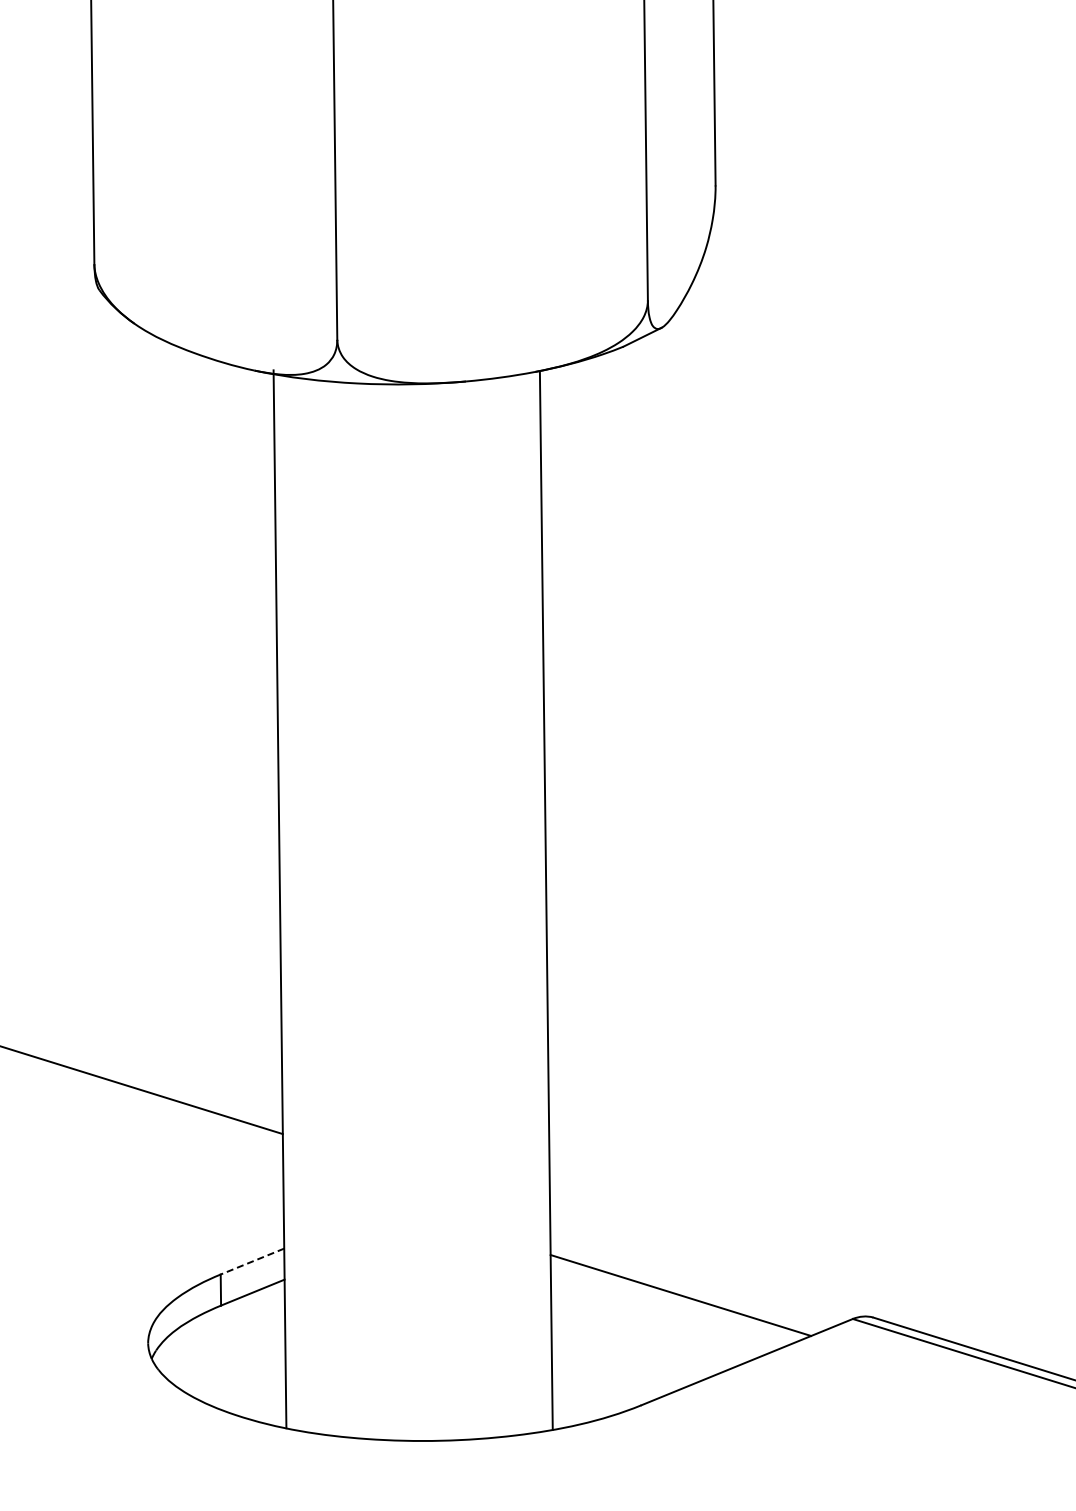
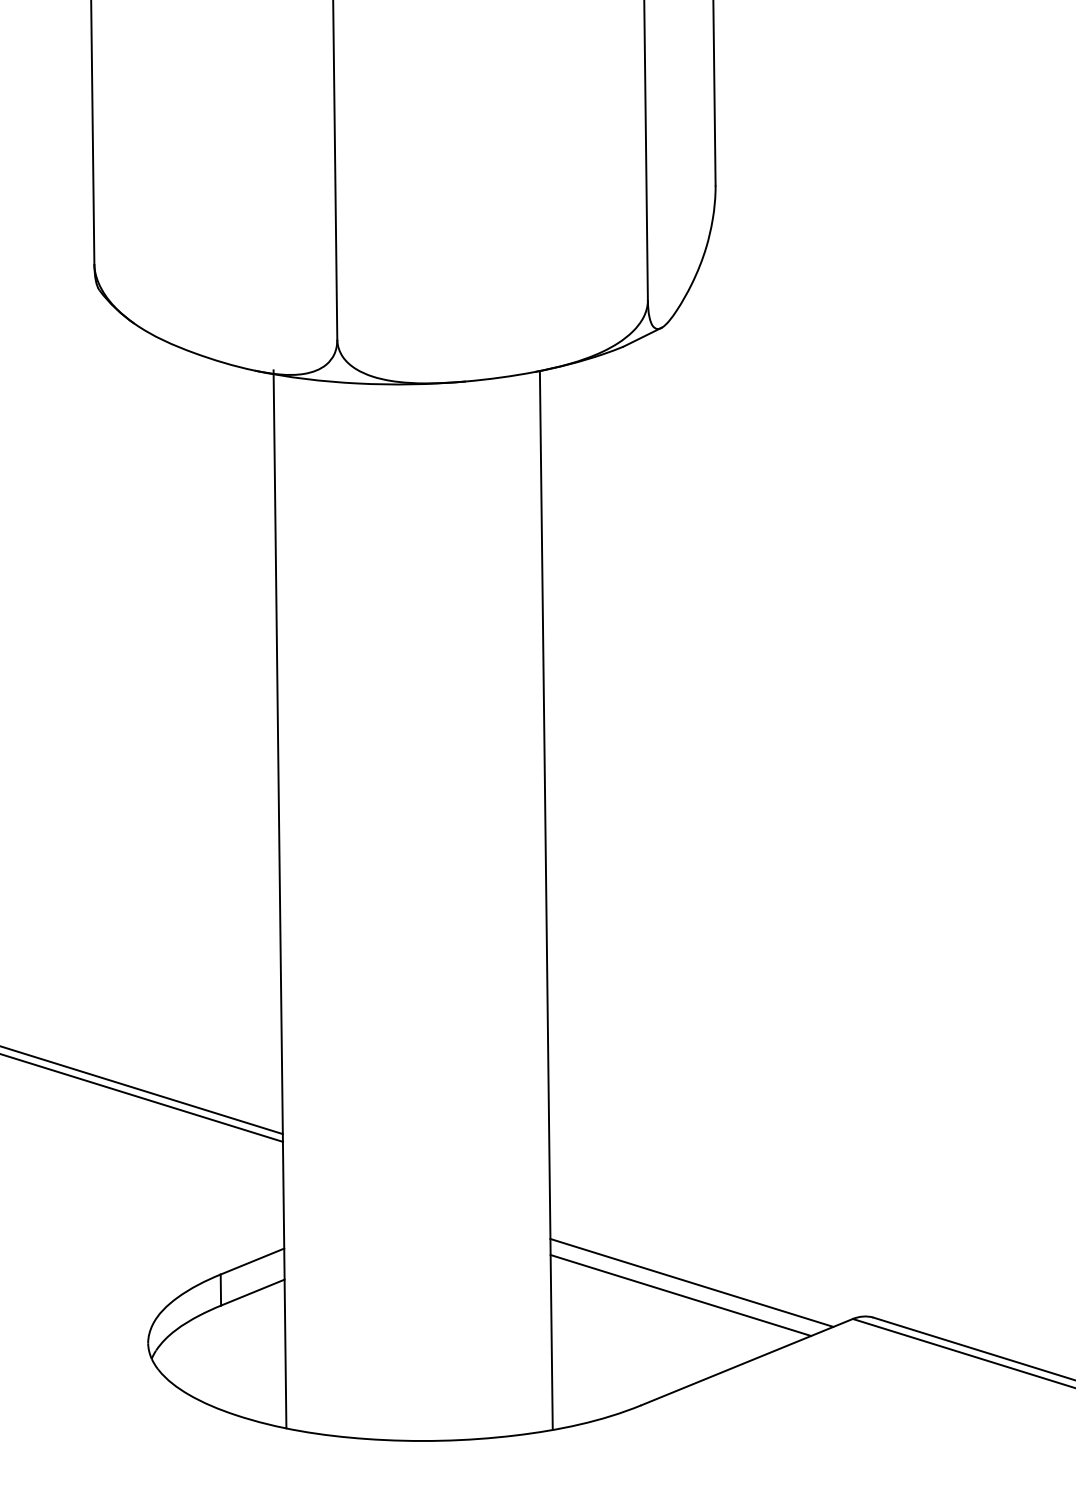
line: none -> present (142, 1097)
line: dashed -> solid (252, 1261)
line: none -> present (691, 1282)
